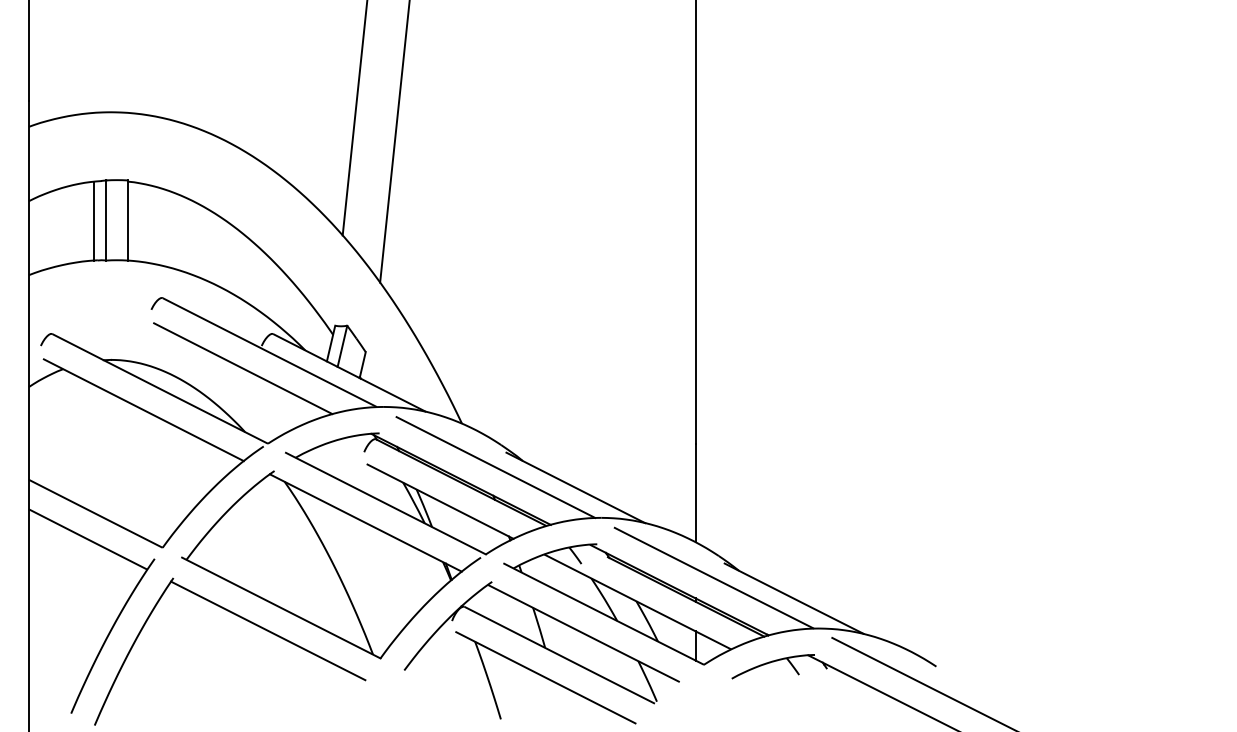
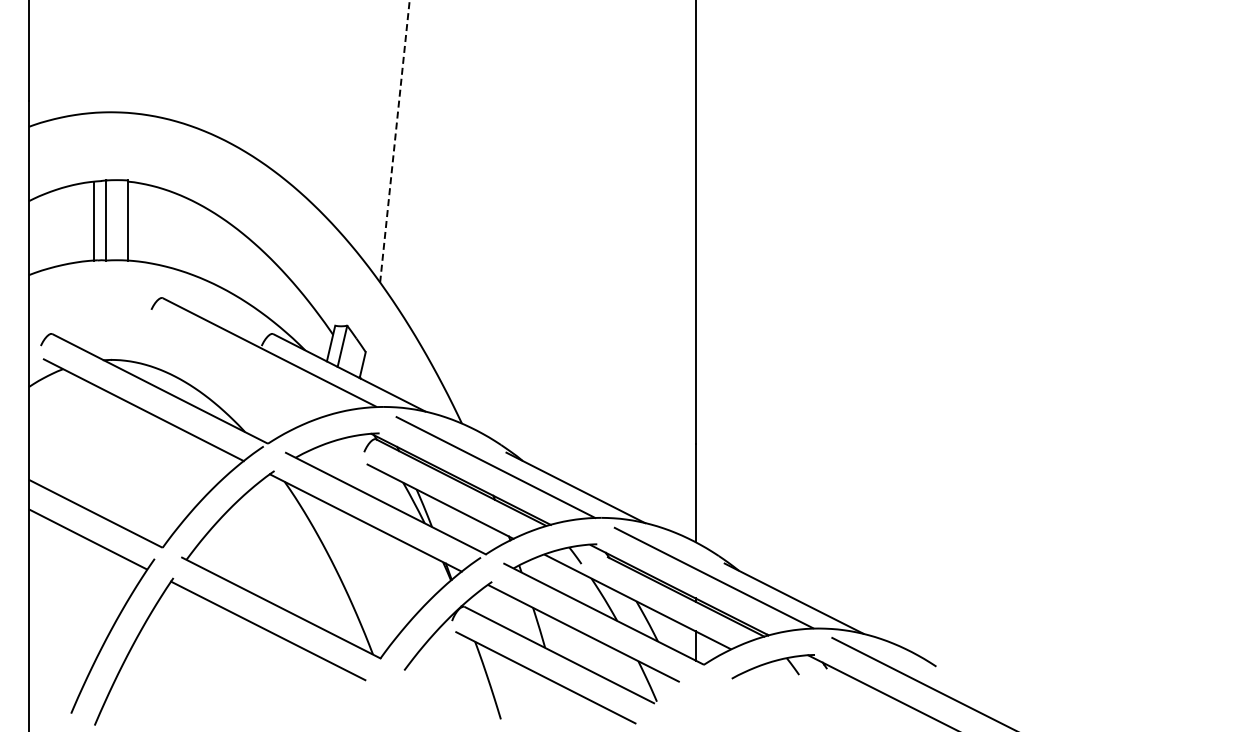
line: present -> none (354, 118)
line: solid -> dashed (394, 141)
line: present -> none (243, 368)
